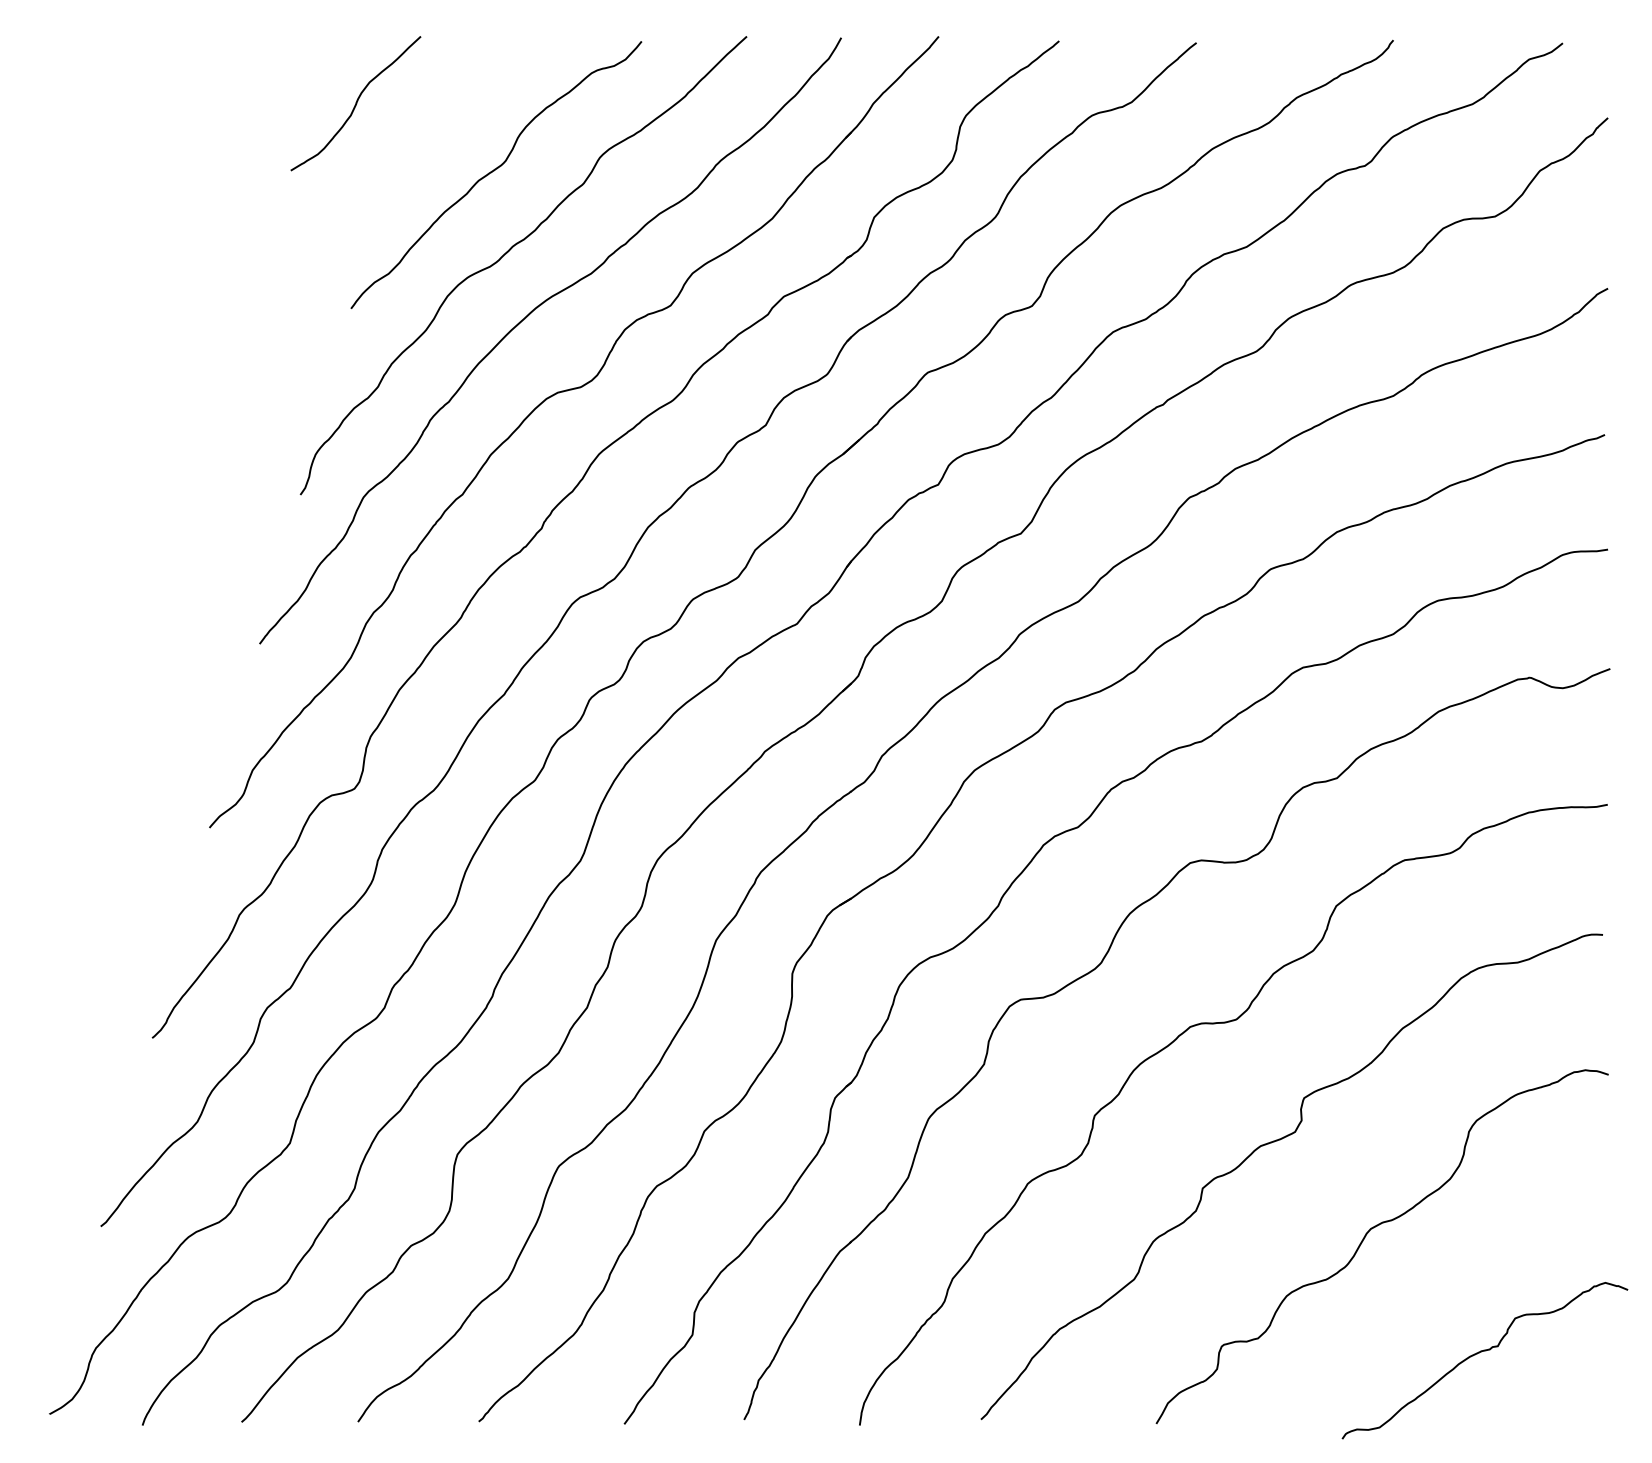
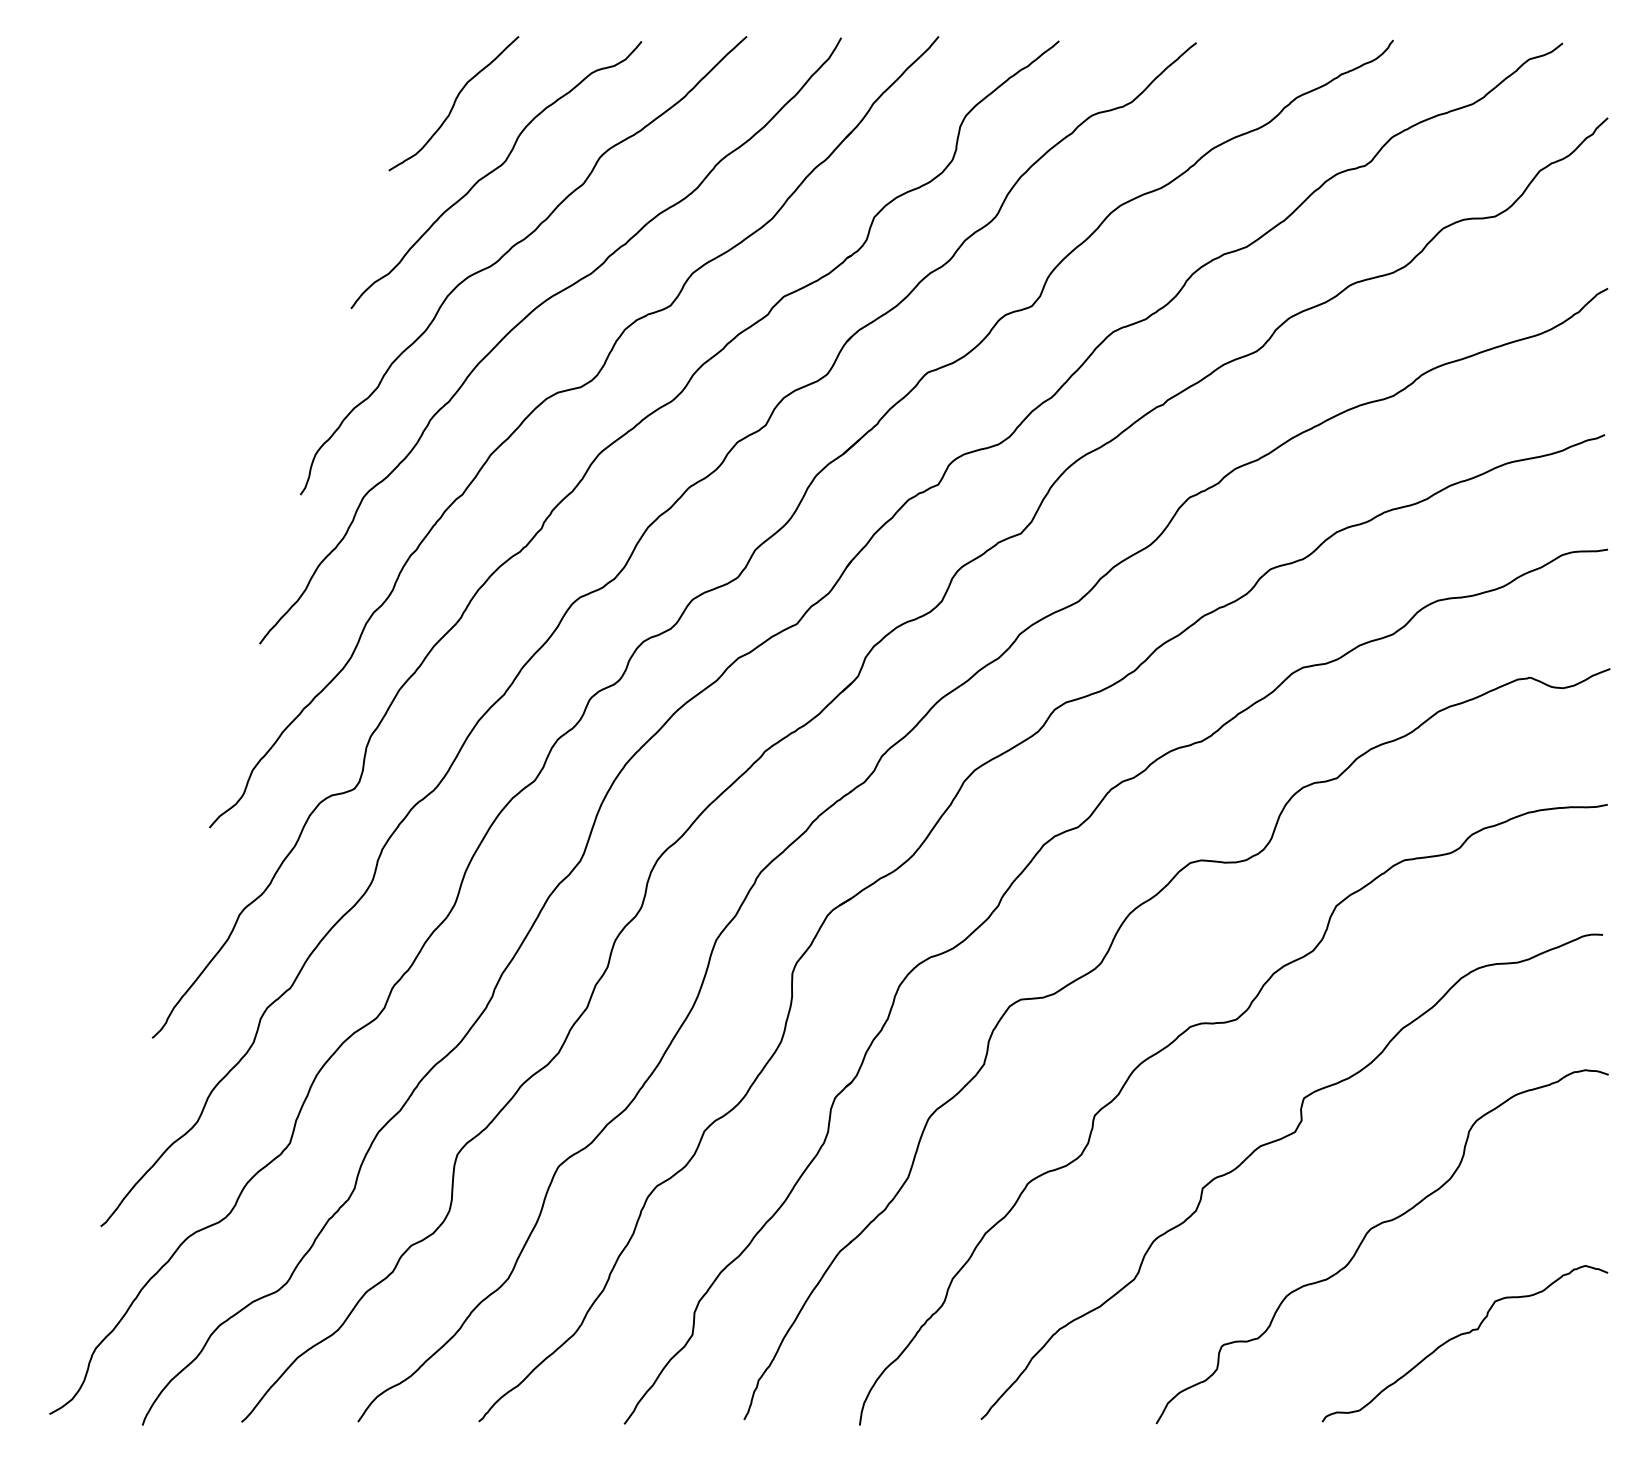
curve position: (355, 103) -> (453, 103) (453, 103)
curve position: (1481, 1352) -> (1461, 1335) (1461, 1335)
